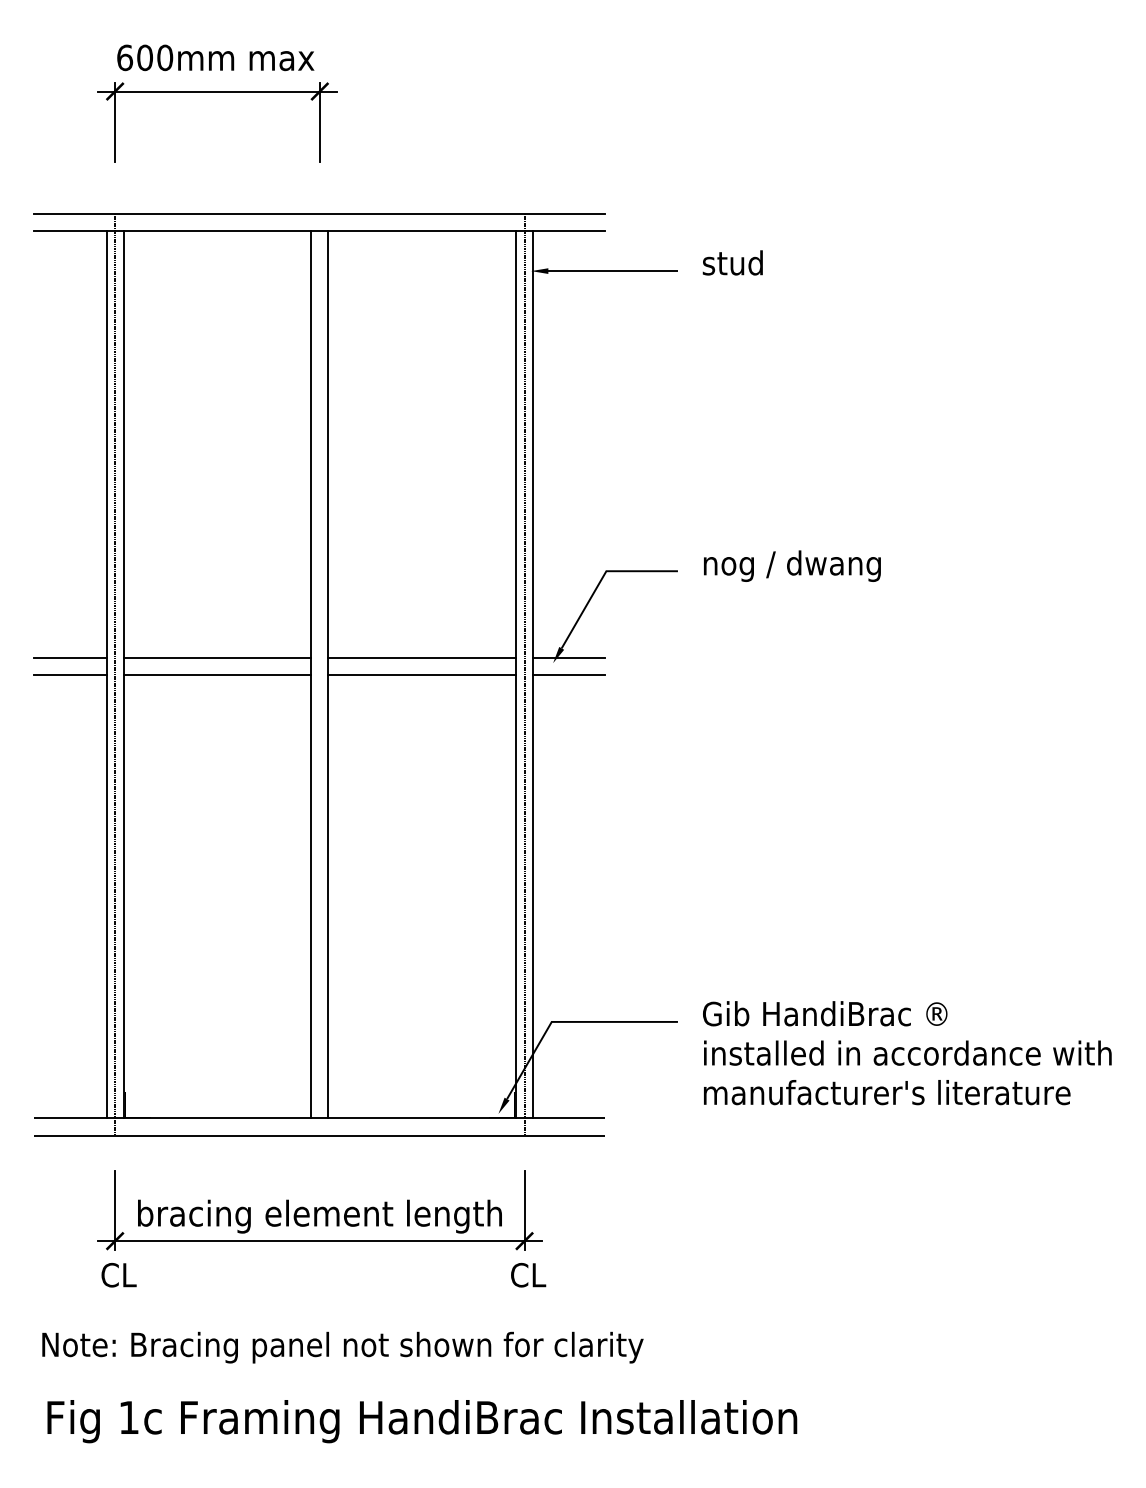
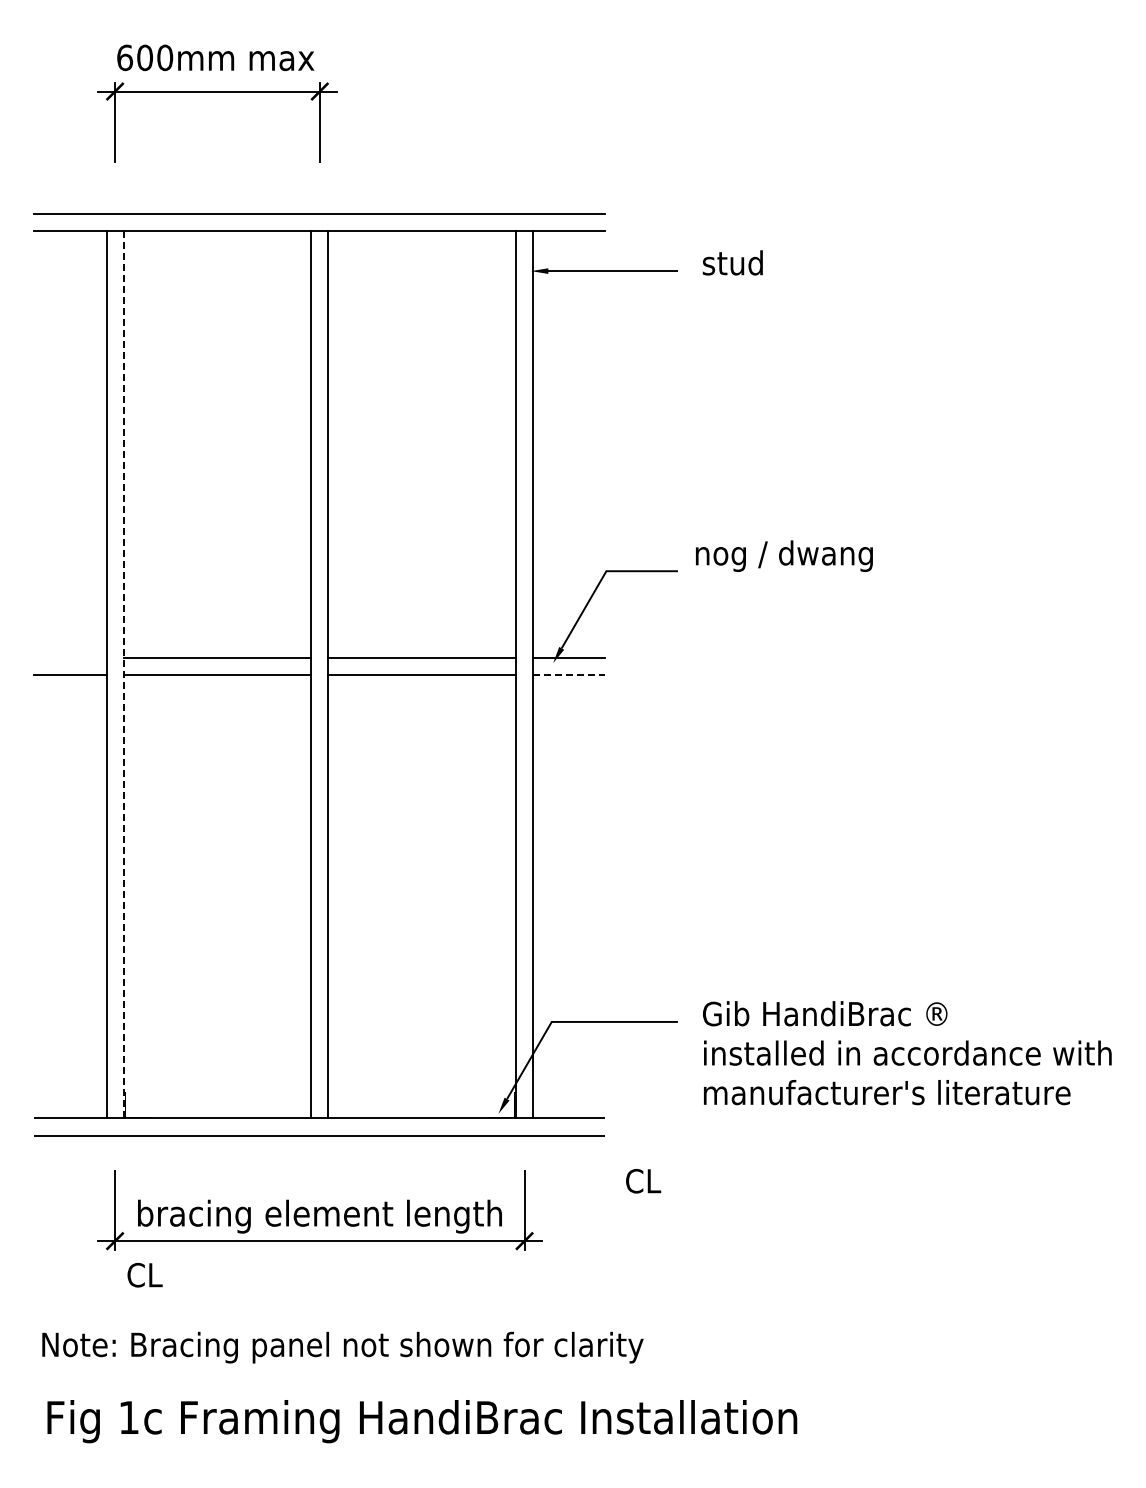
text position: (792, 565) -> (784, 555) (784, 555)
line: present -> none (70, 657)
line: present -> none (115, 674)
line: solid -> dashed (123, 674)
line: present -> none (524, 674)
line: solid -> dashed (569, 674)
text position: (528, 1274) -> (643, 1180) (643, 1180)
text position: (118, 1275) -> (144, 1275) (144, 1275)
